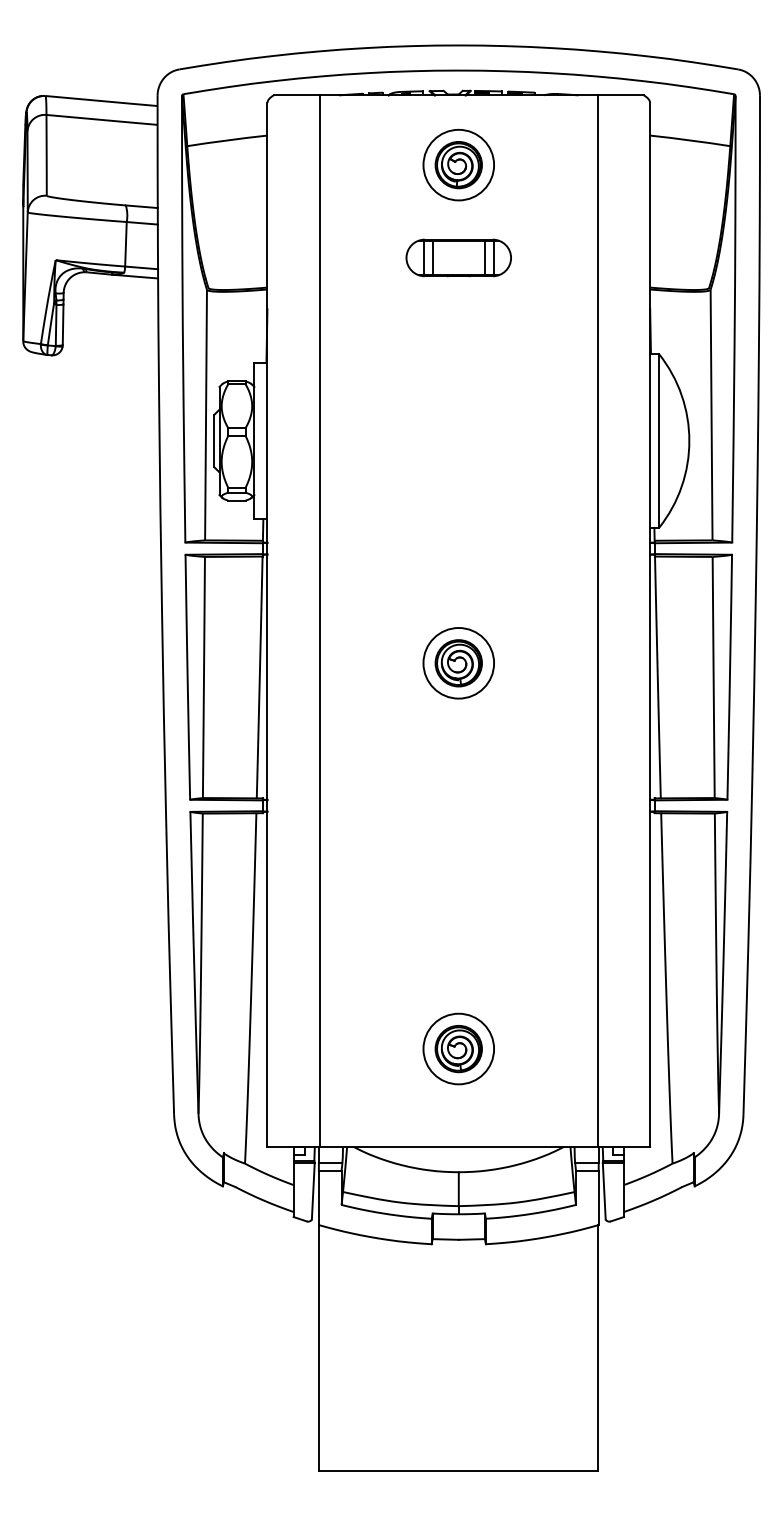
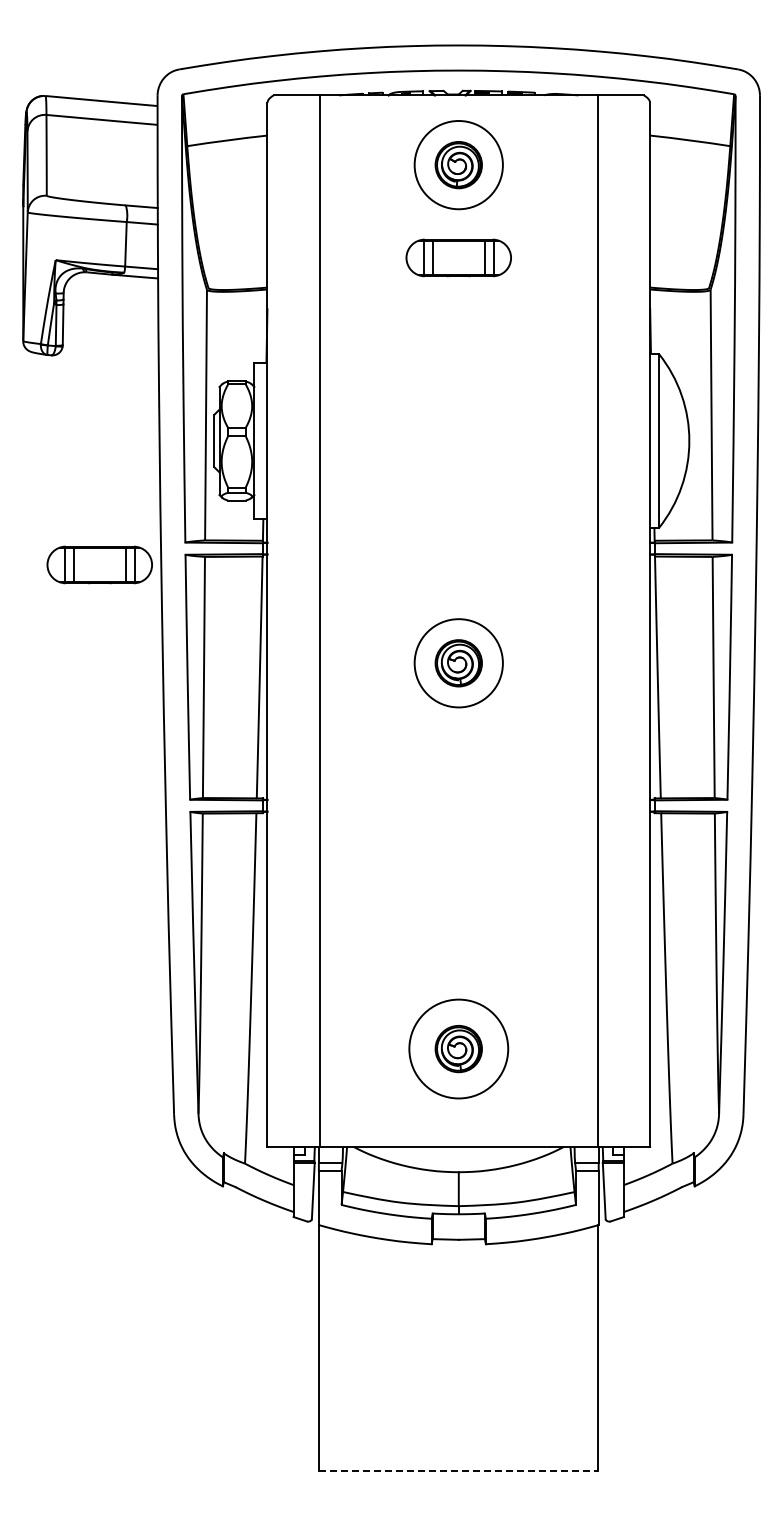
circle diameter: 71 px -> 88 px (458, 165)
part: none -> present (99, 564)
circle diameter: 71 px -> 88 px (458, 663)
circle diameter: 71 px -> 99 px (458, 1048)
line: solid -> dashed (459, 1470)
